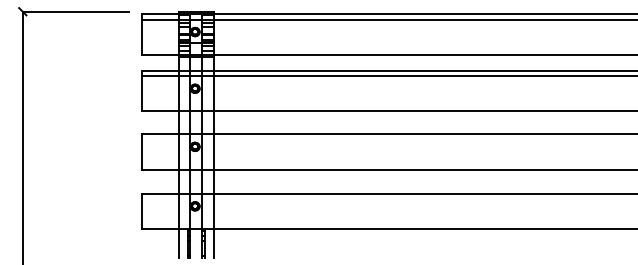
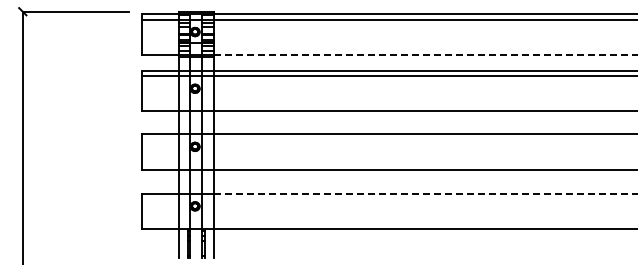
line: solid -> dashed (425, 54)
line: solid -> dashed (425, 193)
